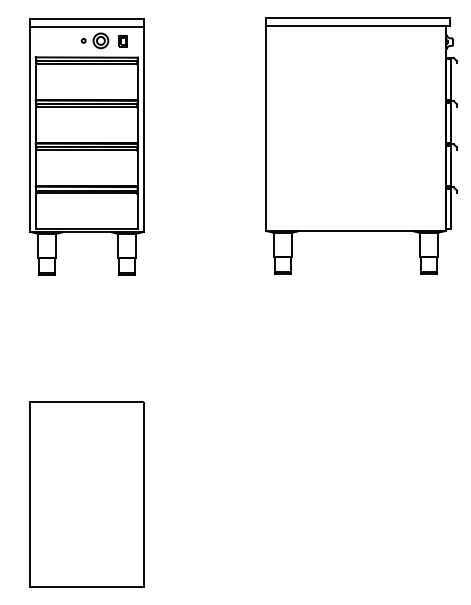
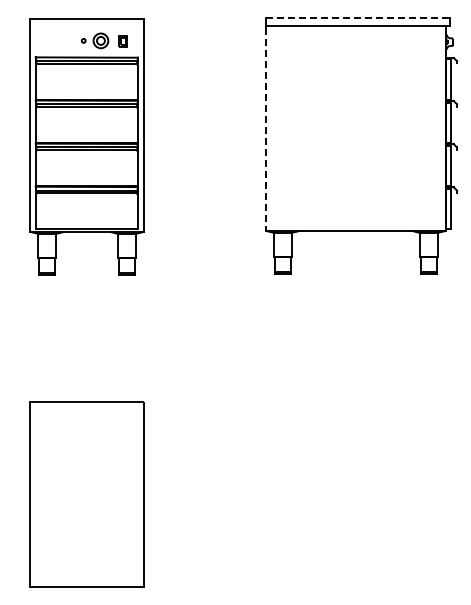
line: solid -> dashed (358, 18)
line: present -> none (86, 27)
line: solid -> dashed (265, 130)
